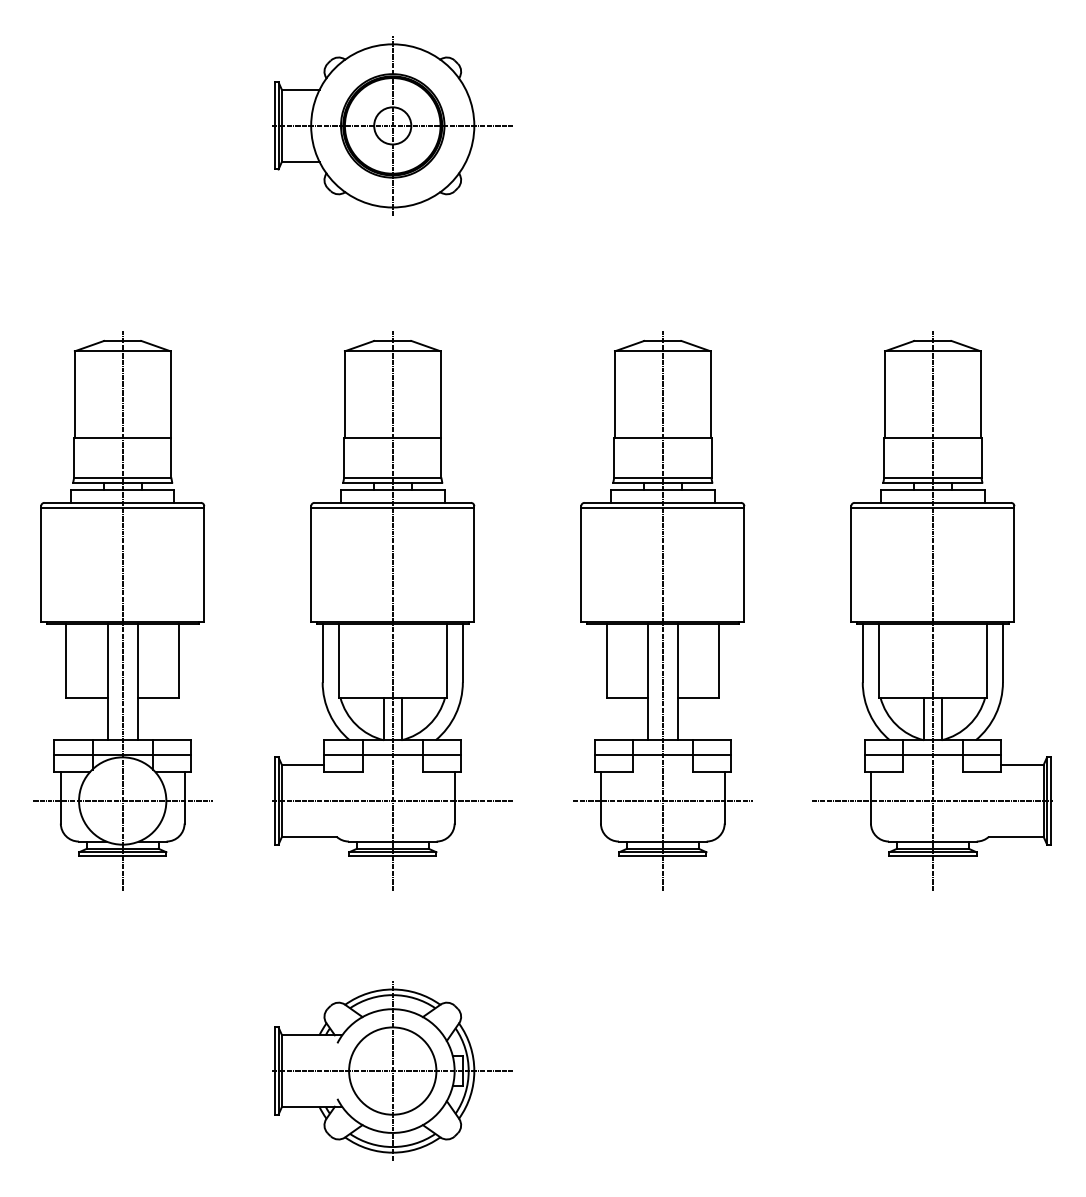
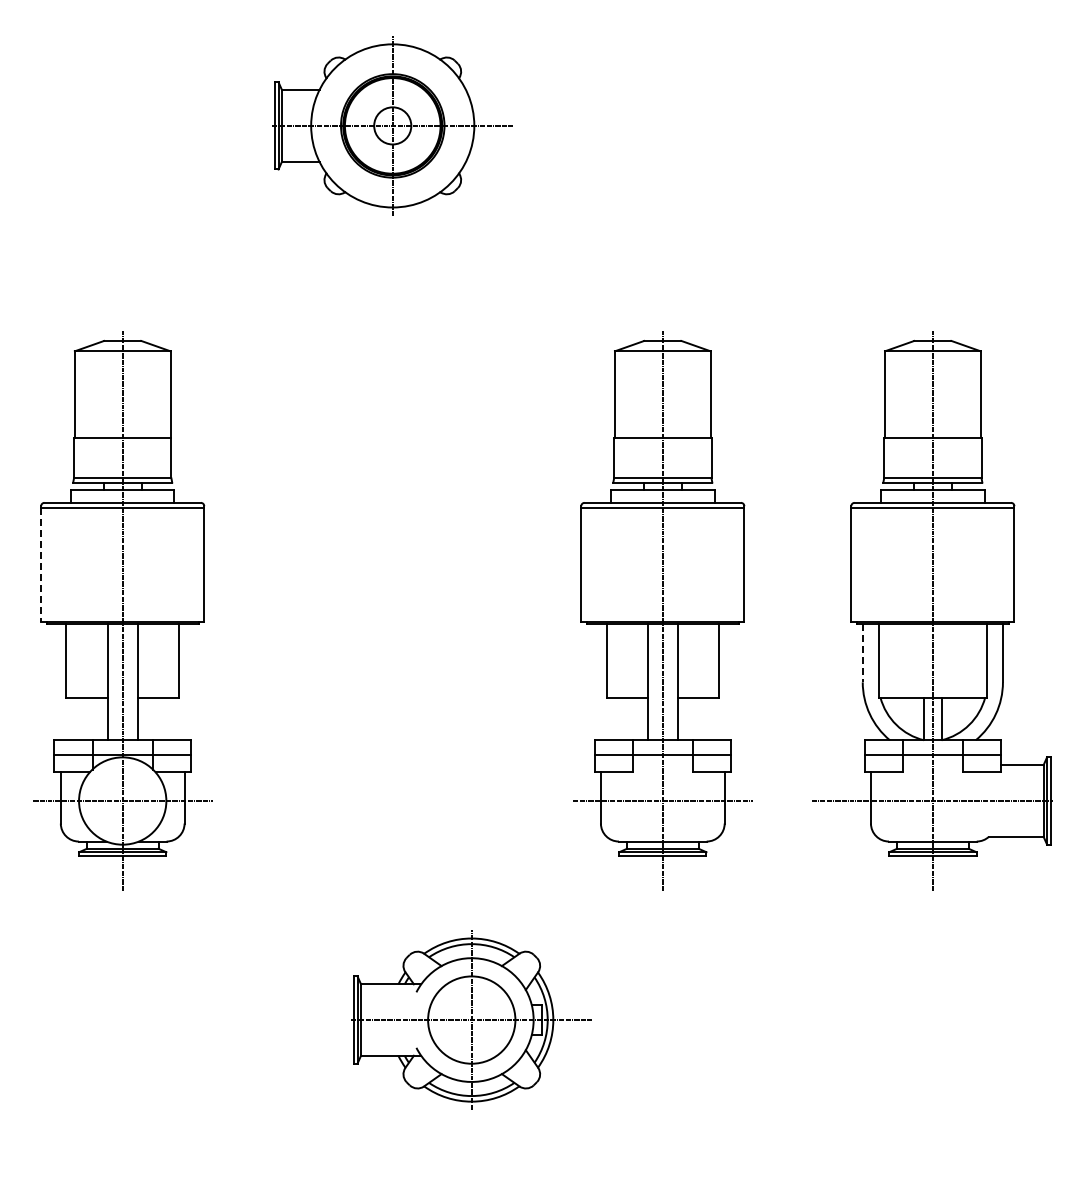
line: solid -> dashed (41, 565)
part: present -> none (392, 610)
line: solid -> dashed (862, 653)
part position: (392, 1070) -> (471, 1019) (471, 1019)
